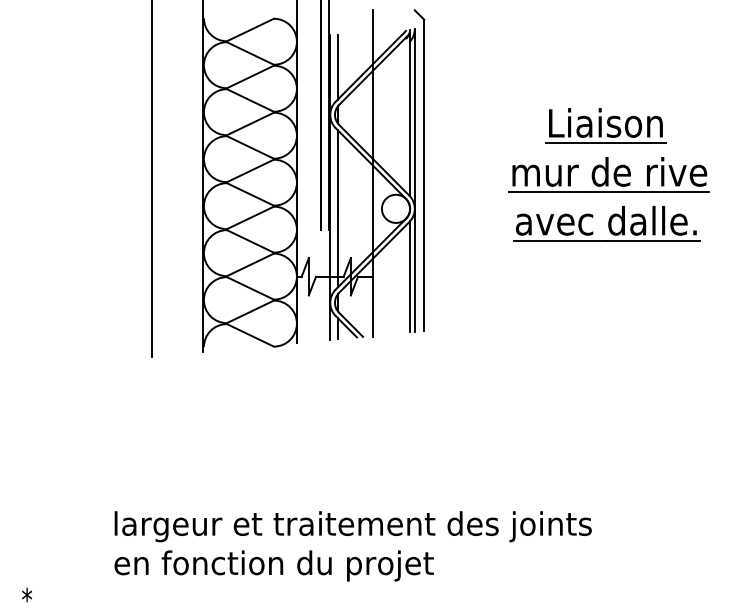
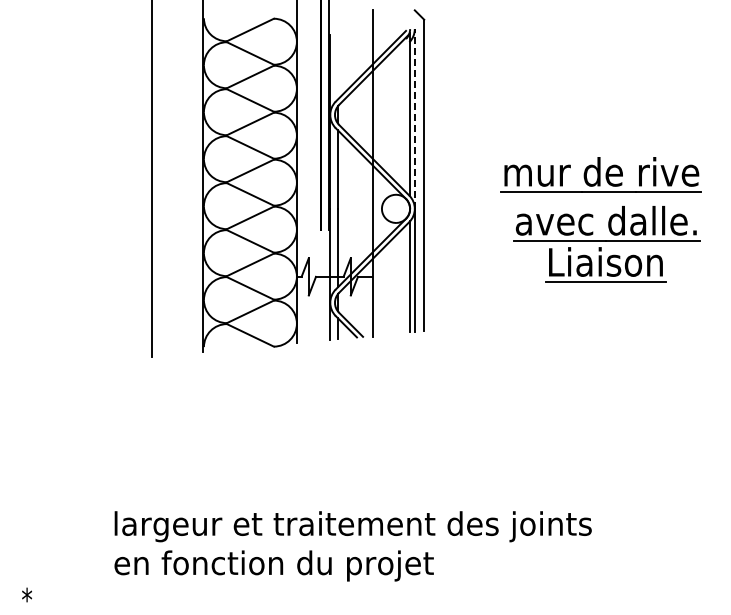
line: present -> none (337, 67)
line: solid -> dashed (414, 119)
part position: (605, 125) -> (605, 264) (605, 264)
part position: (608, 174) -> (600, 174) (600, 174)
